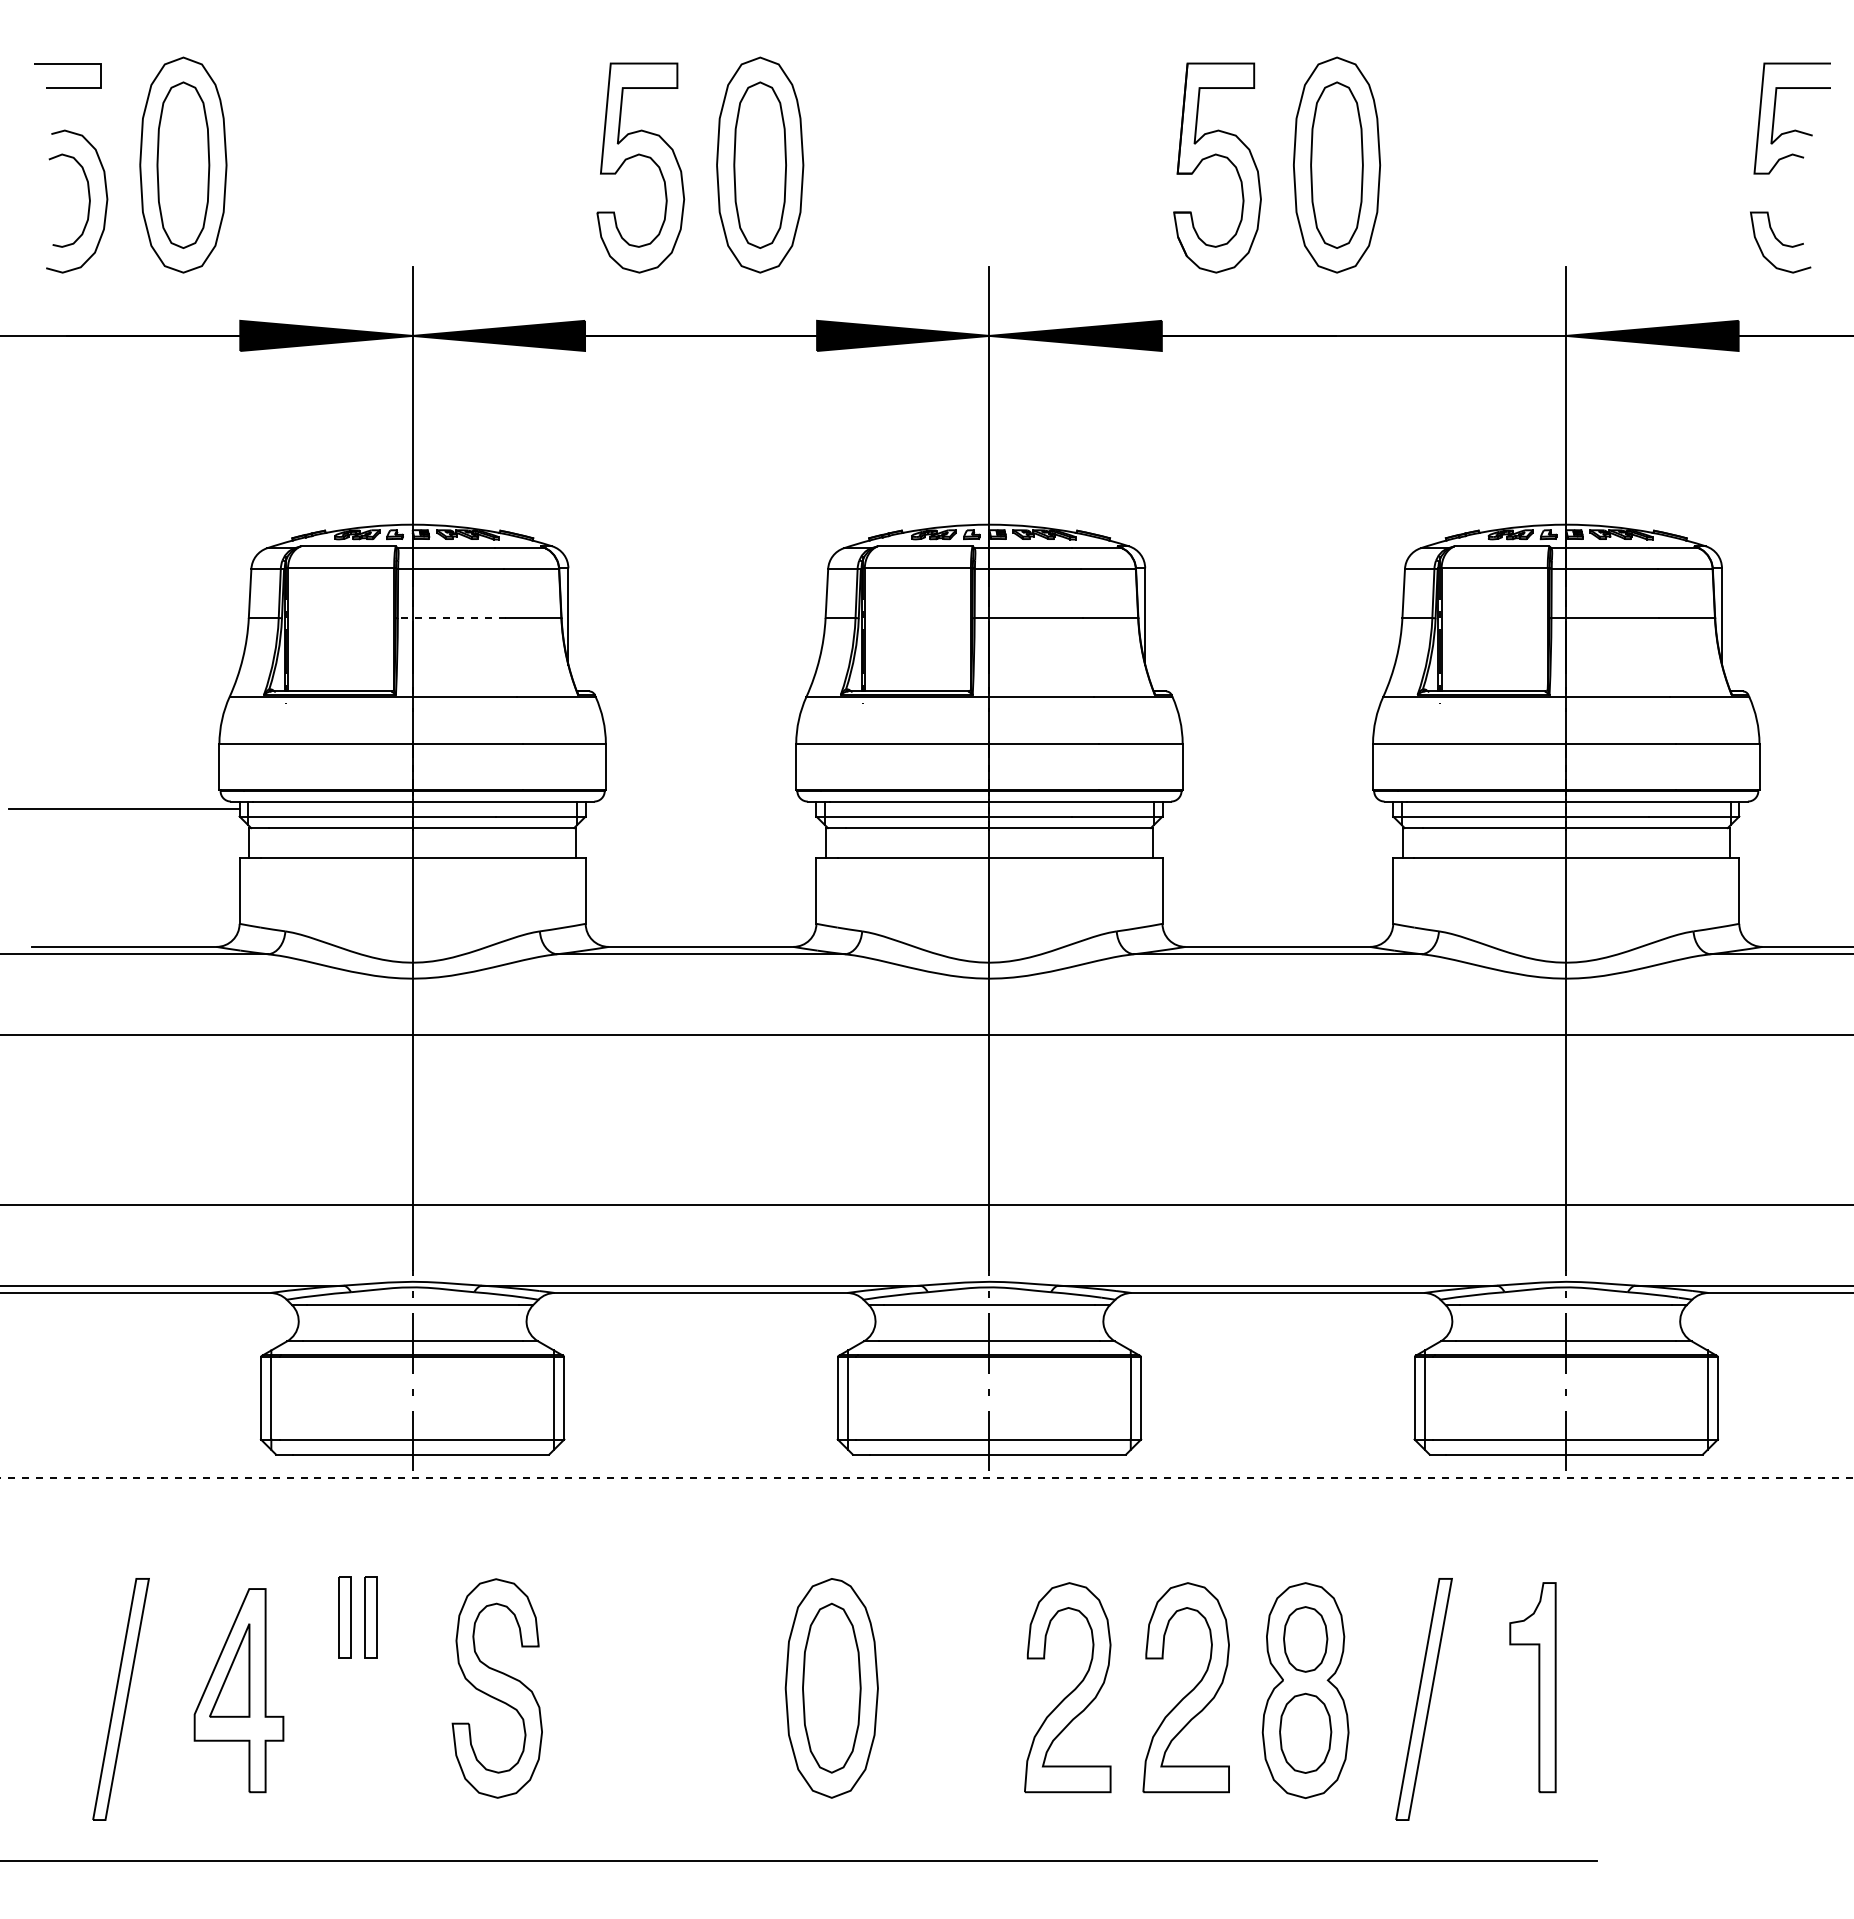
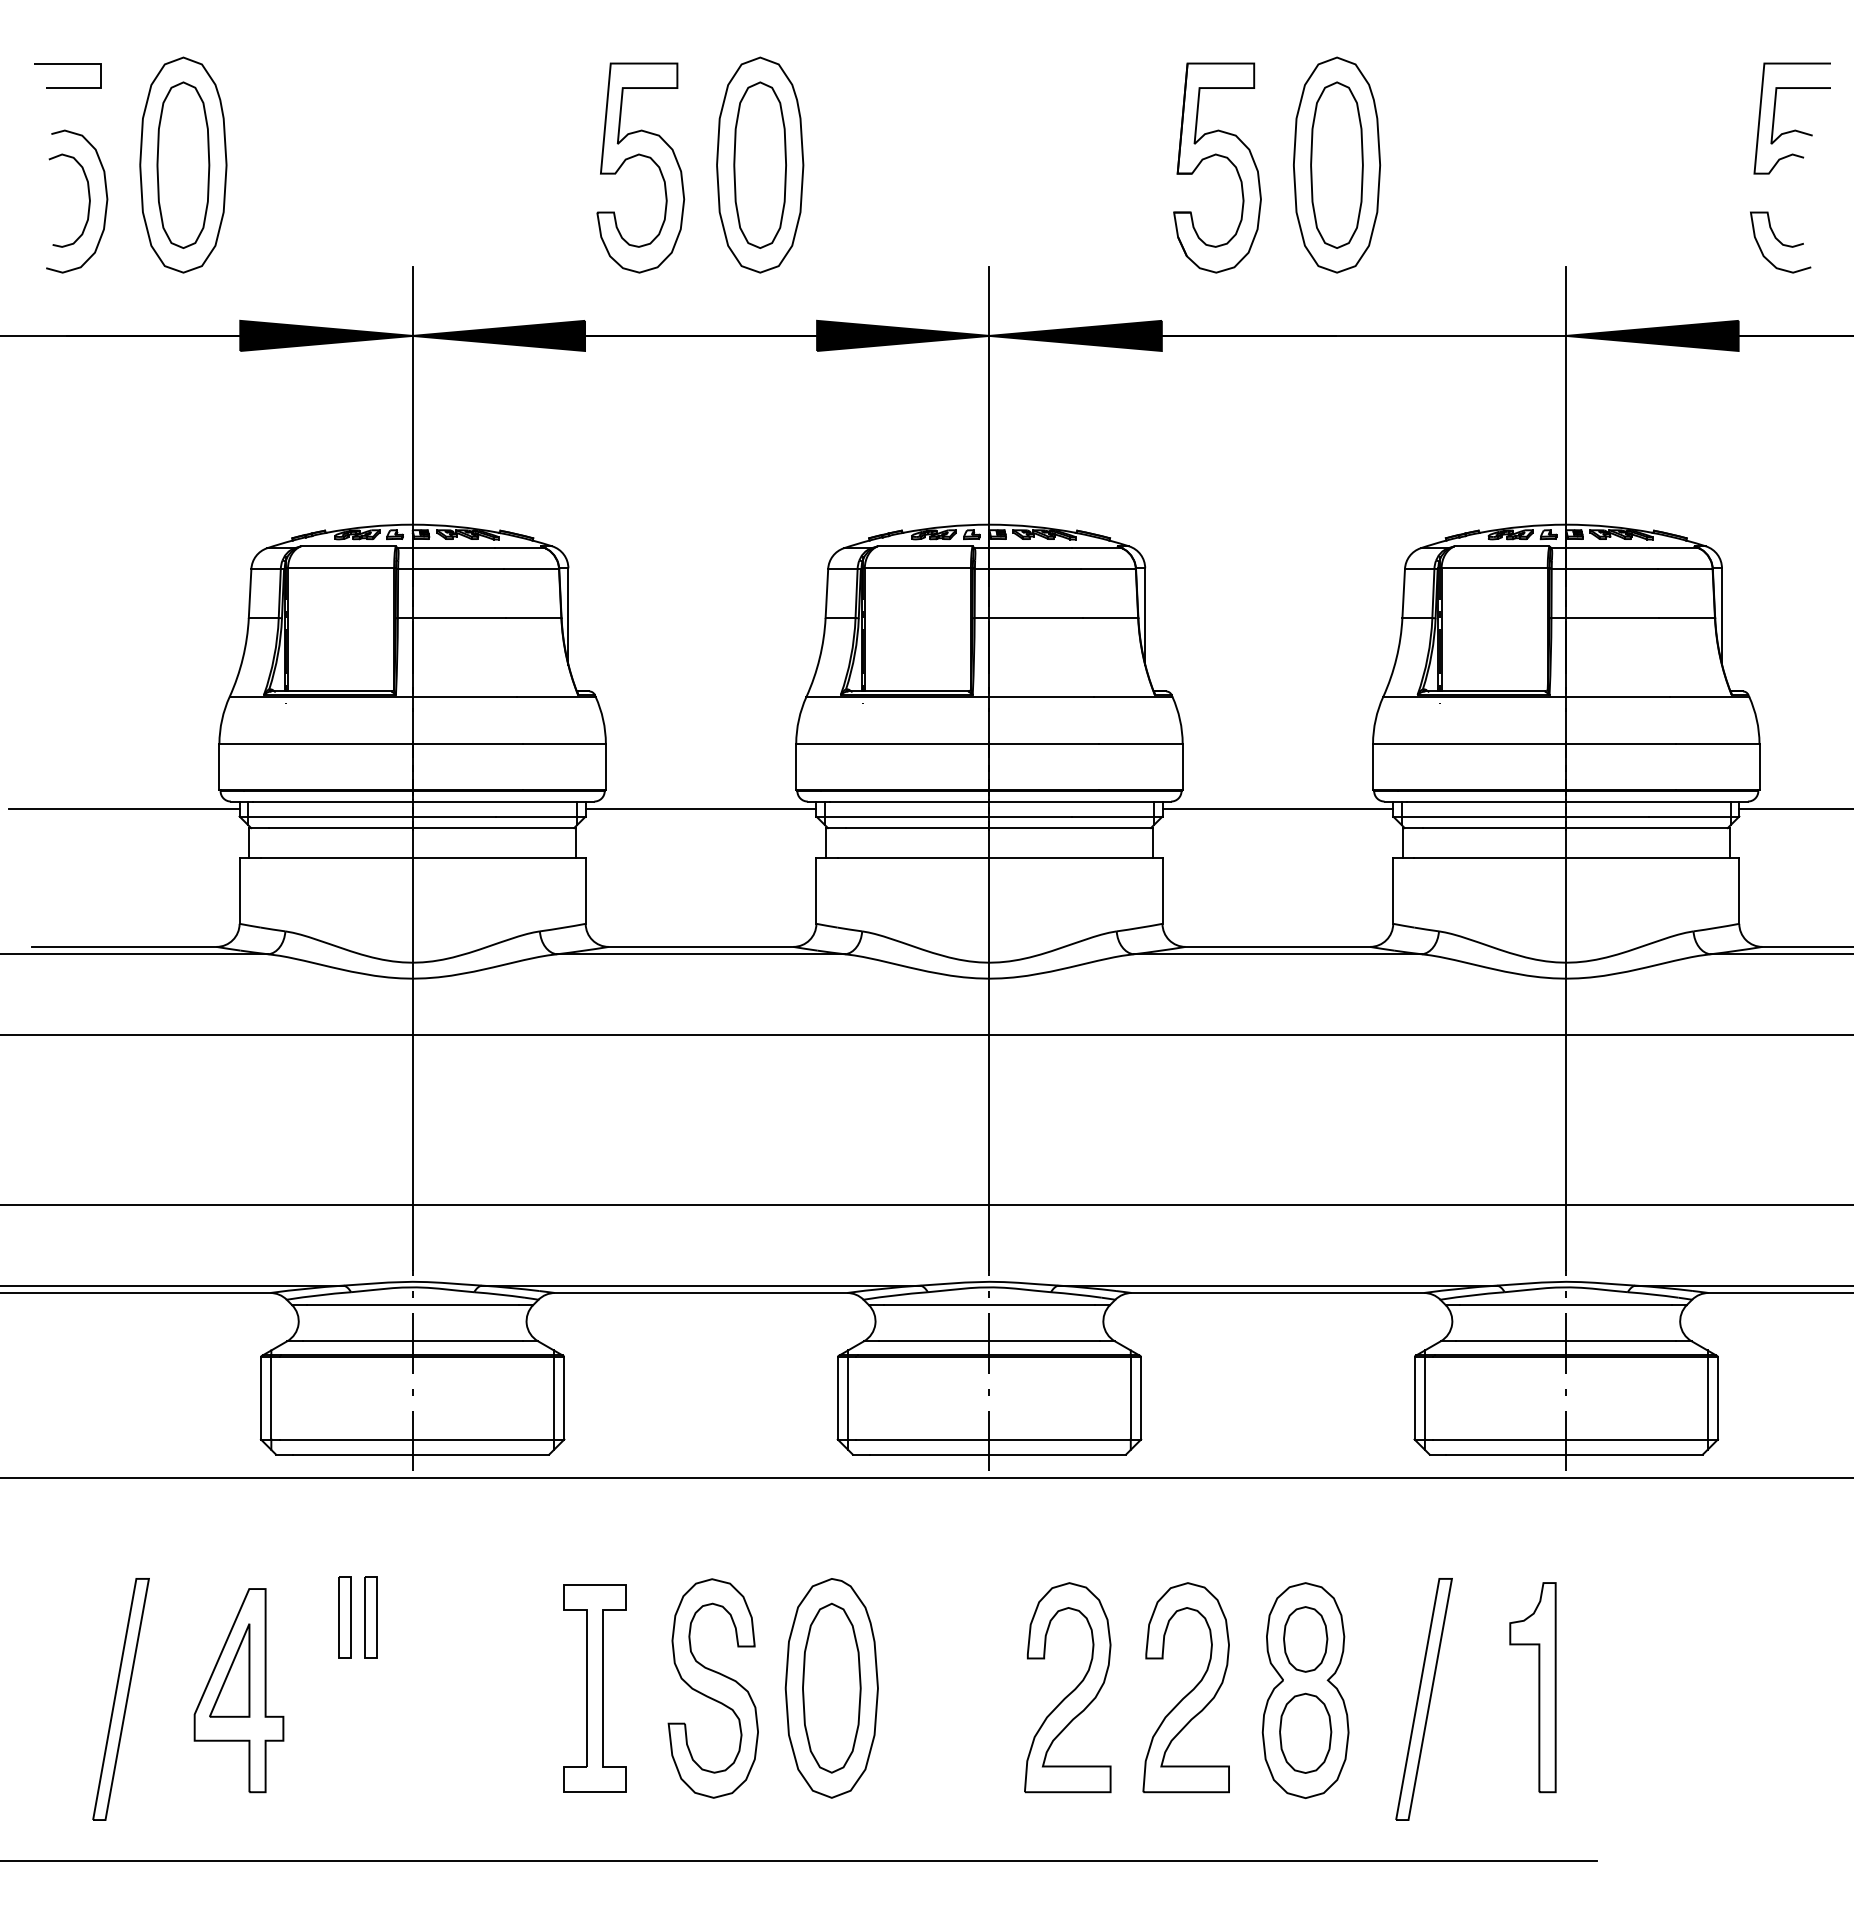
line: dashed -> solid (451, 618)
line: none -> present (700, 809)
line: none -> present (1277, 809)
line: none -> present (1794, 809)
line: dashed -> solid (927, 1478)
part position: (496, 1688) -> (712, 1688) (712, 1688)
part: none -> present (594, 1688)
